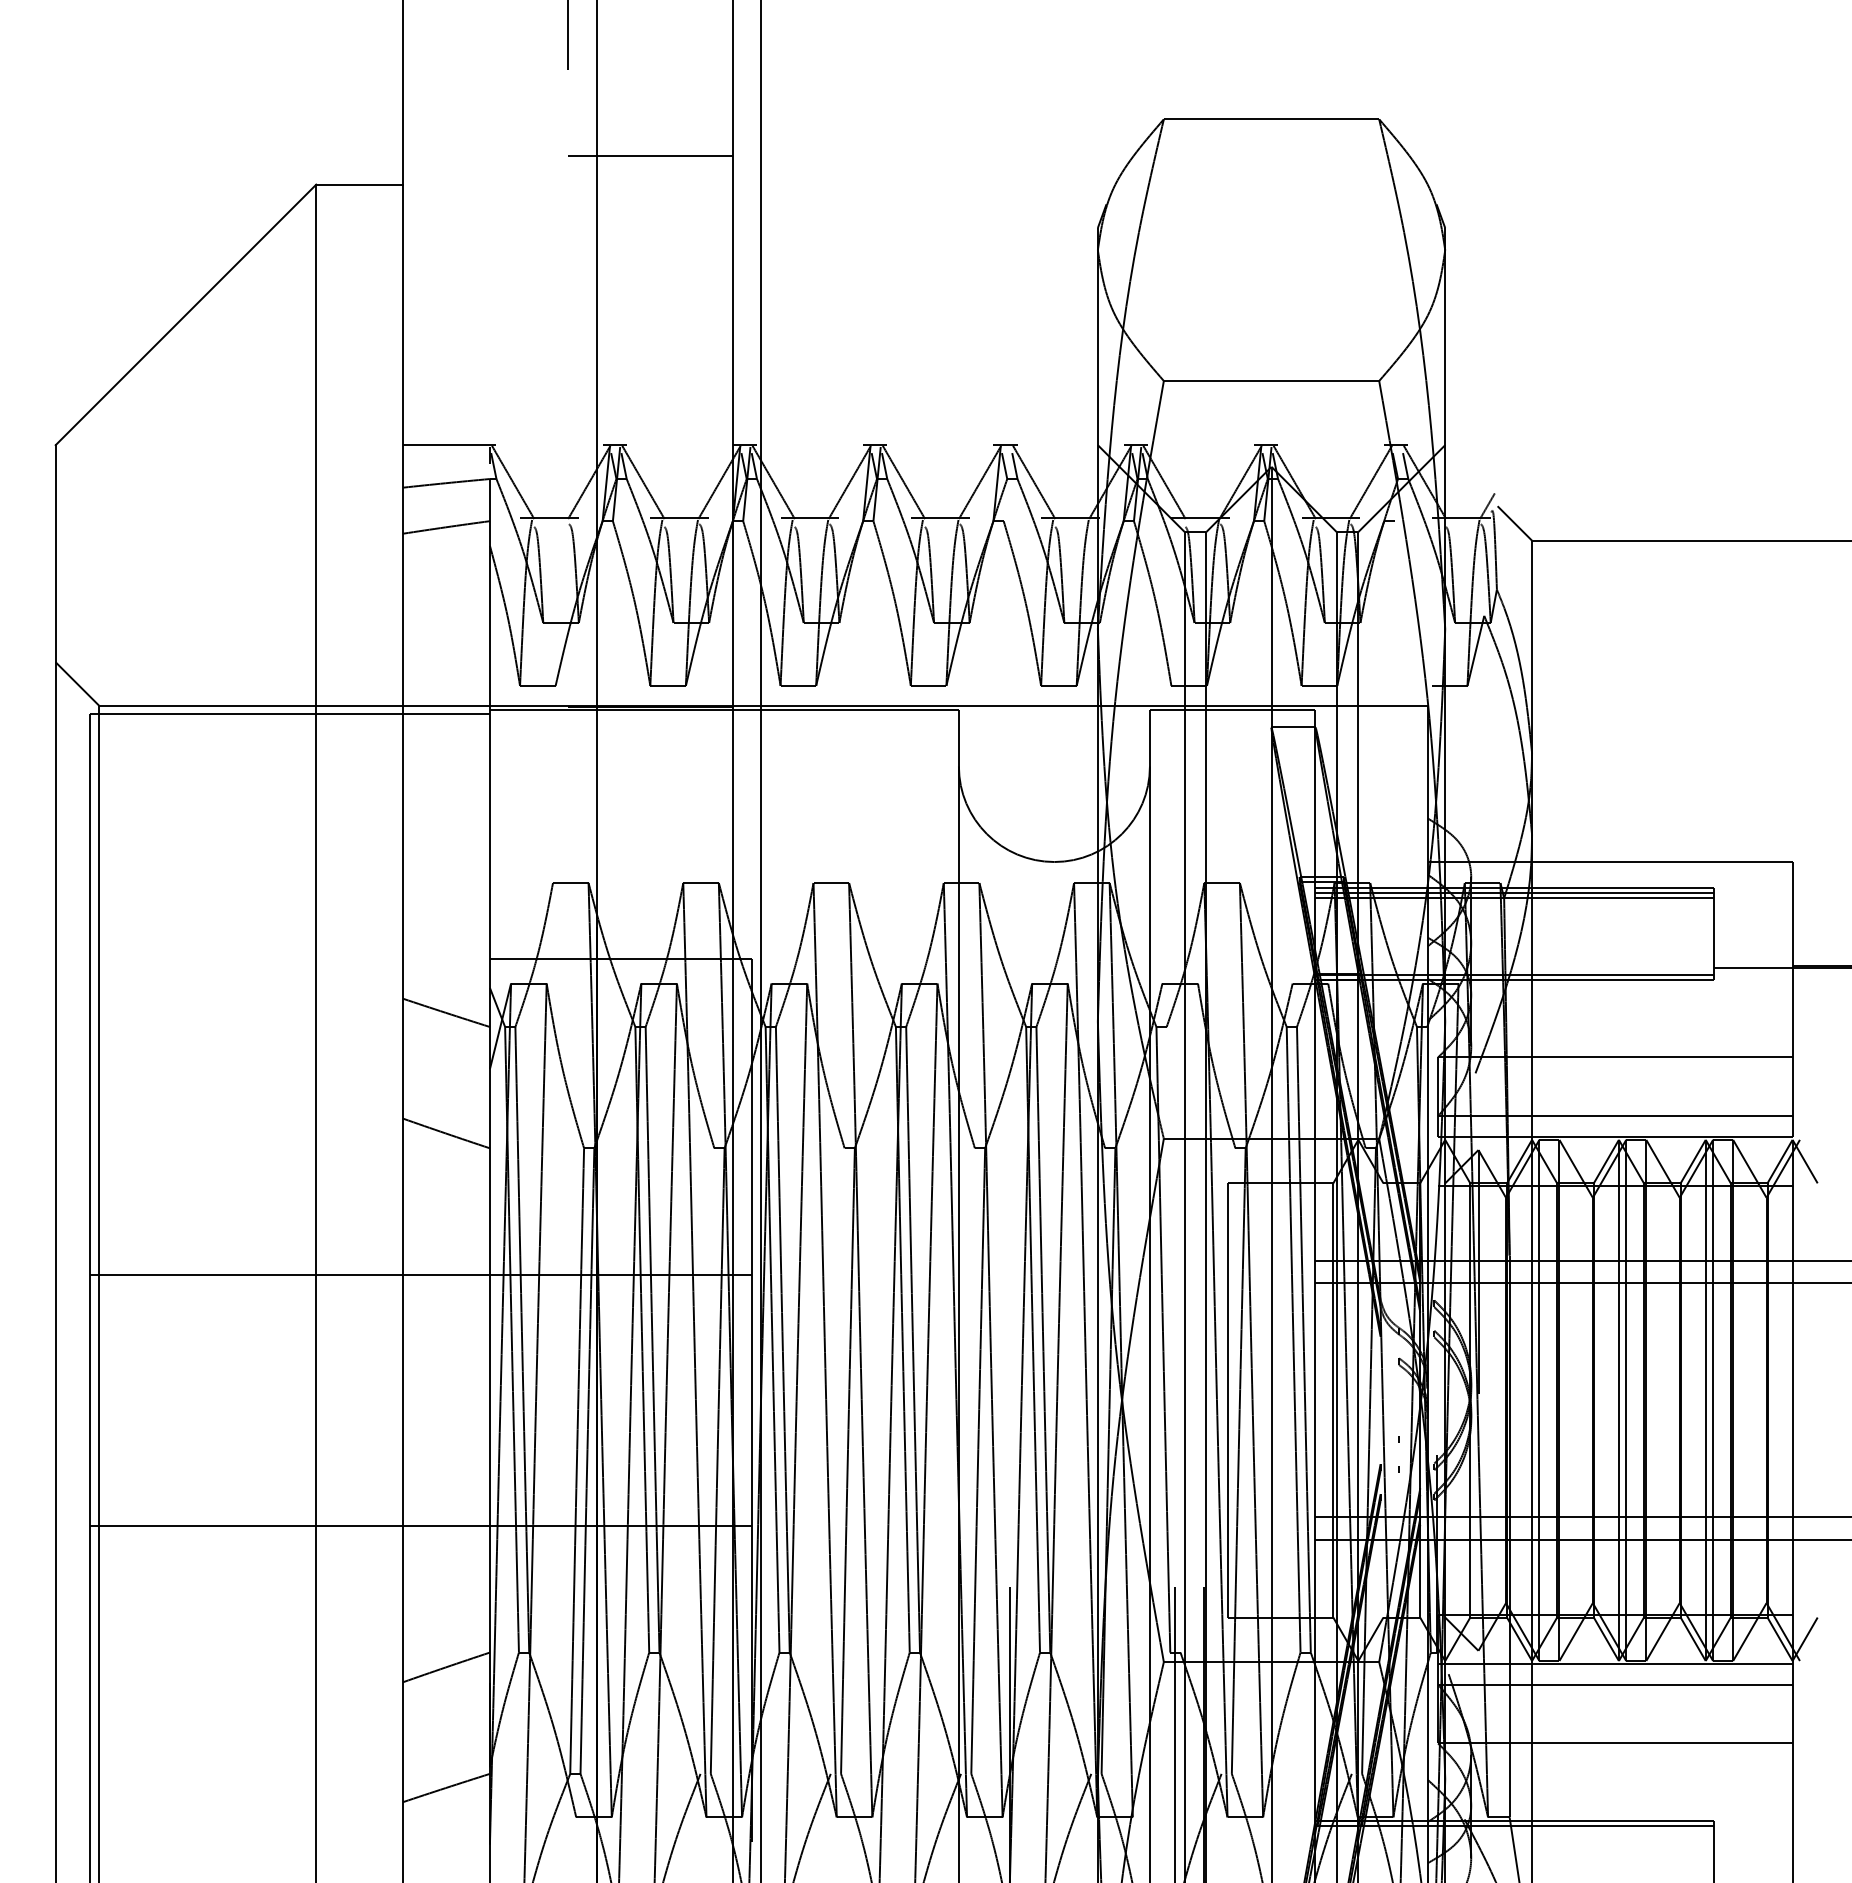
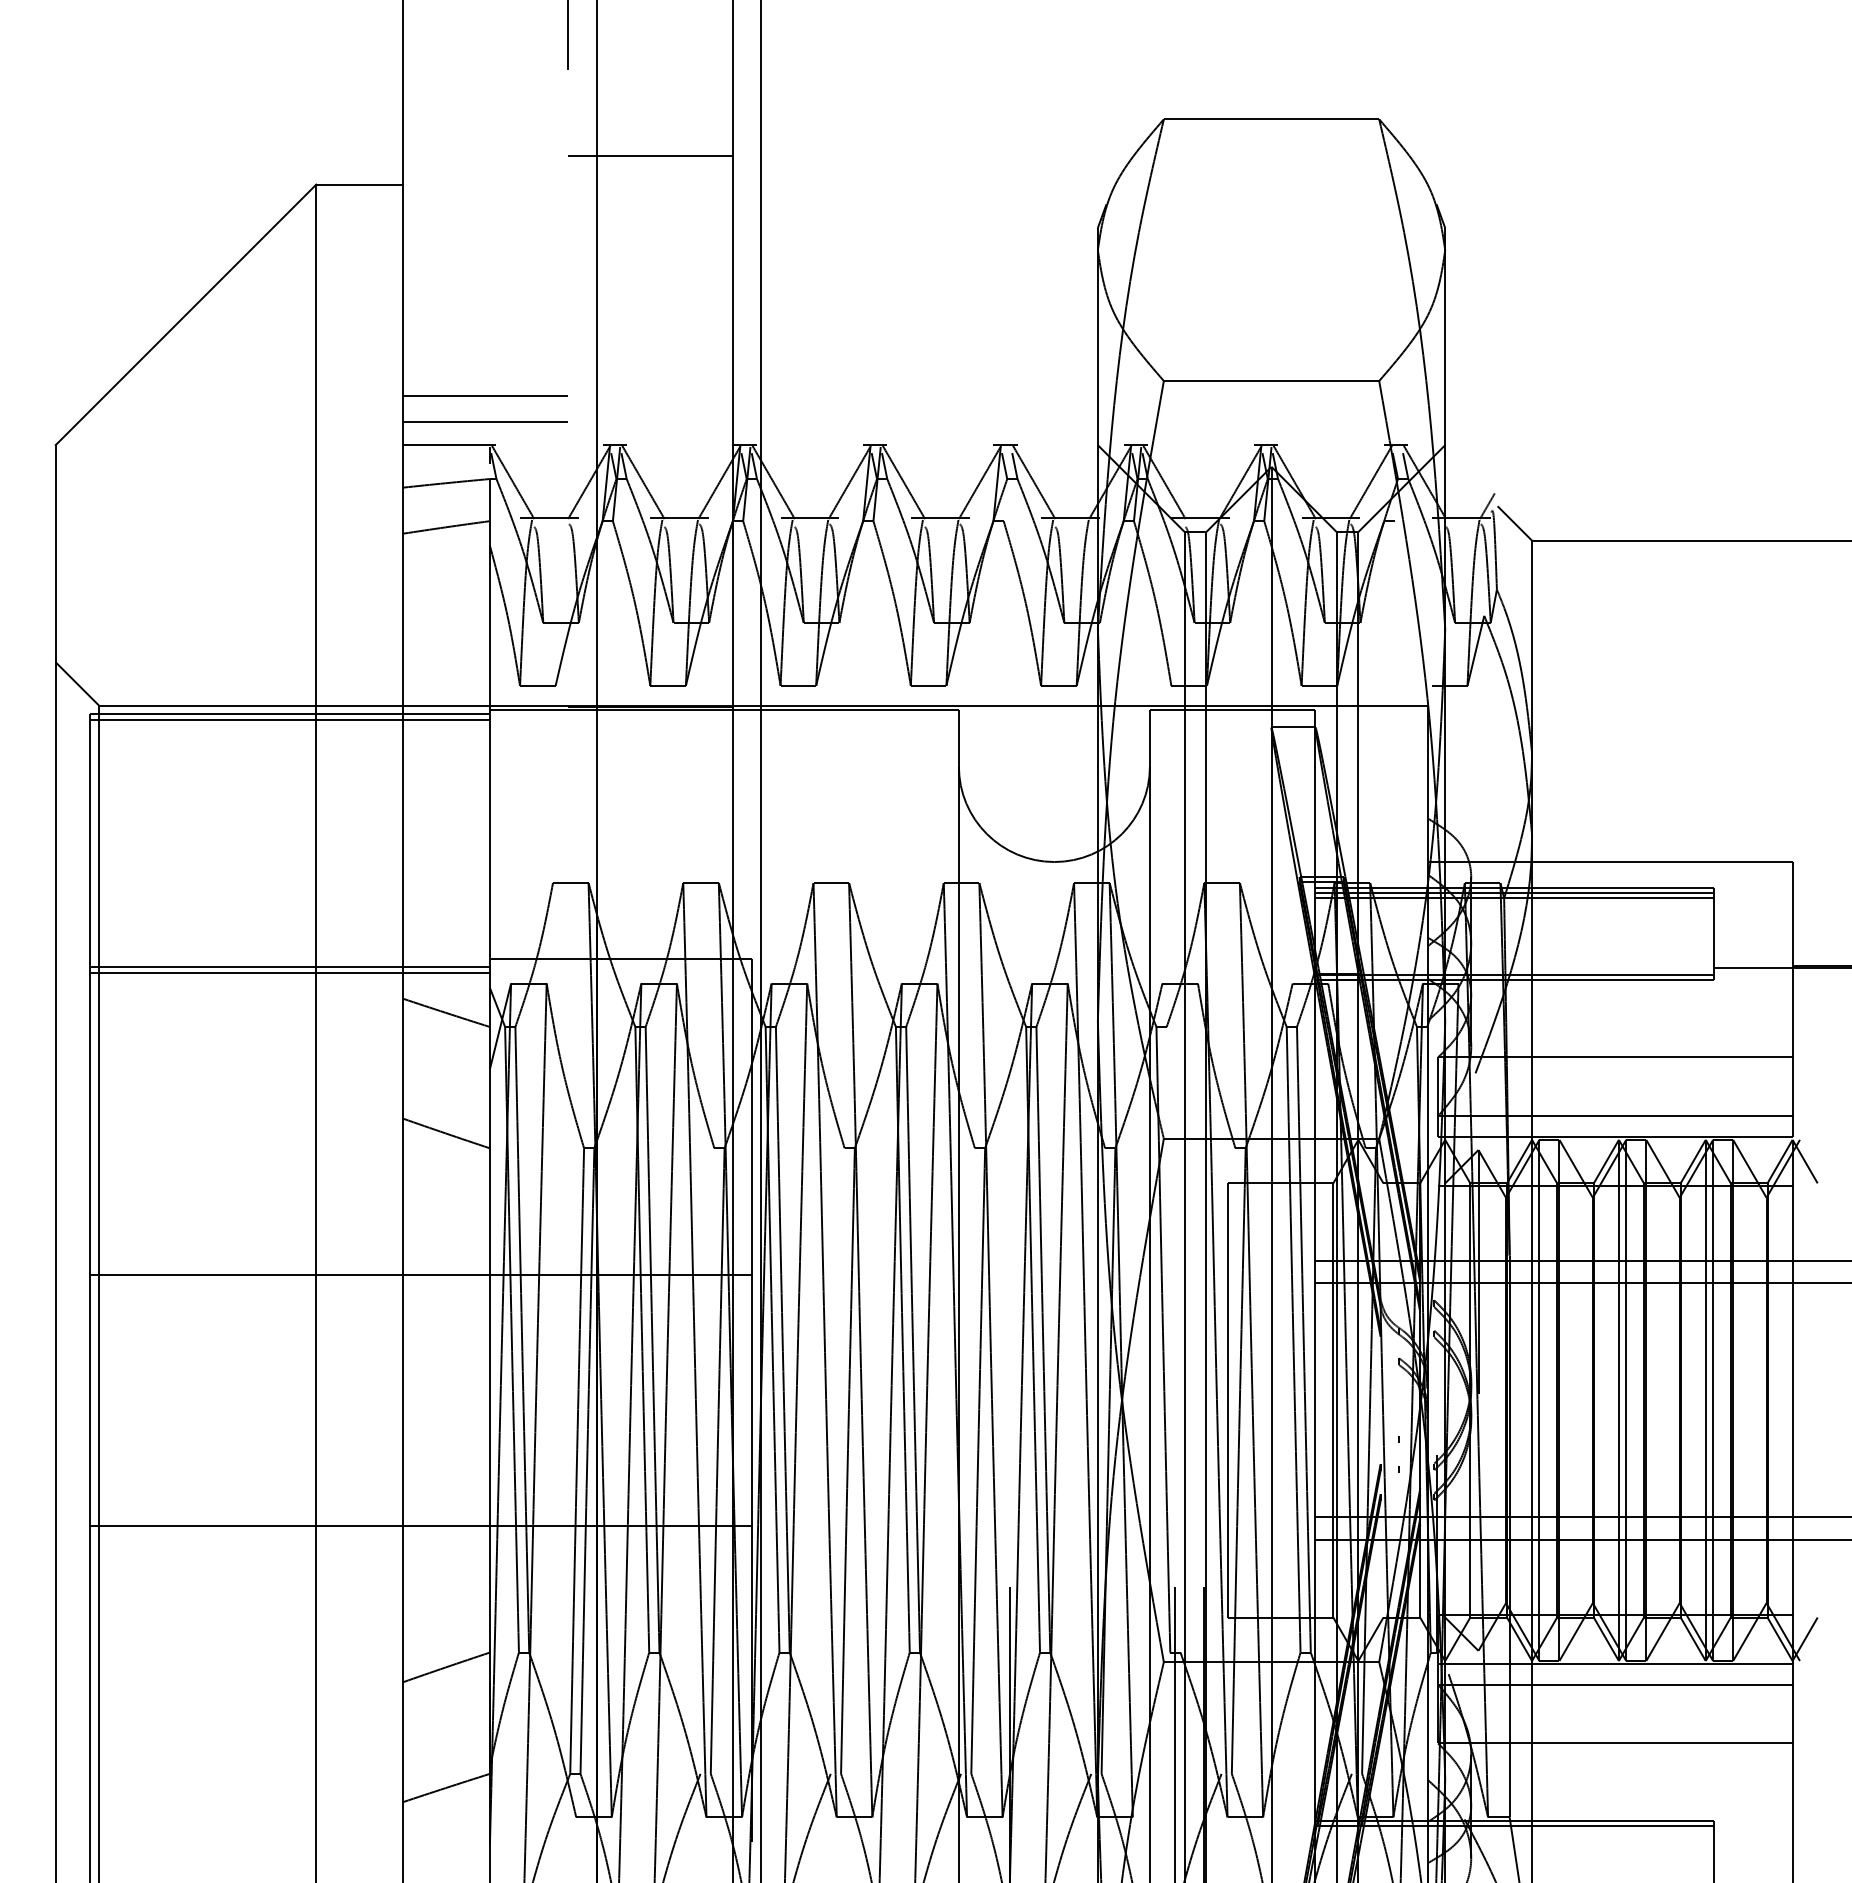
line: none -> present (485, 396)
line: none -> present (485, 421)
line: none -> present (289, 719)
line: none -> present (289, 967)
line: none -> present (289, 972)
